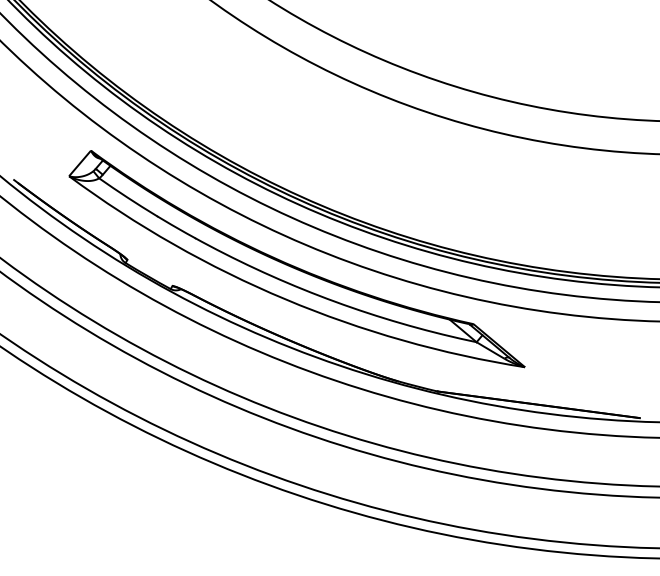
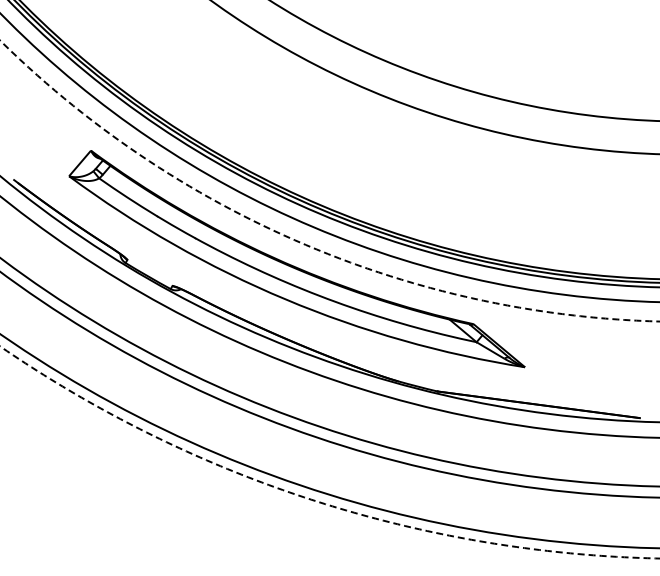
circle: solid -> dashed (329, 180)
circle: solid -> dashed (329, 452)
